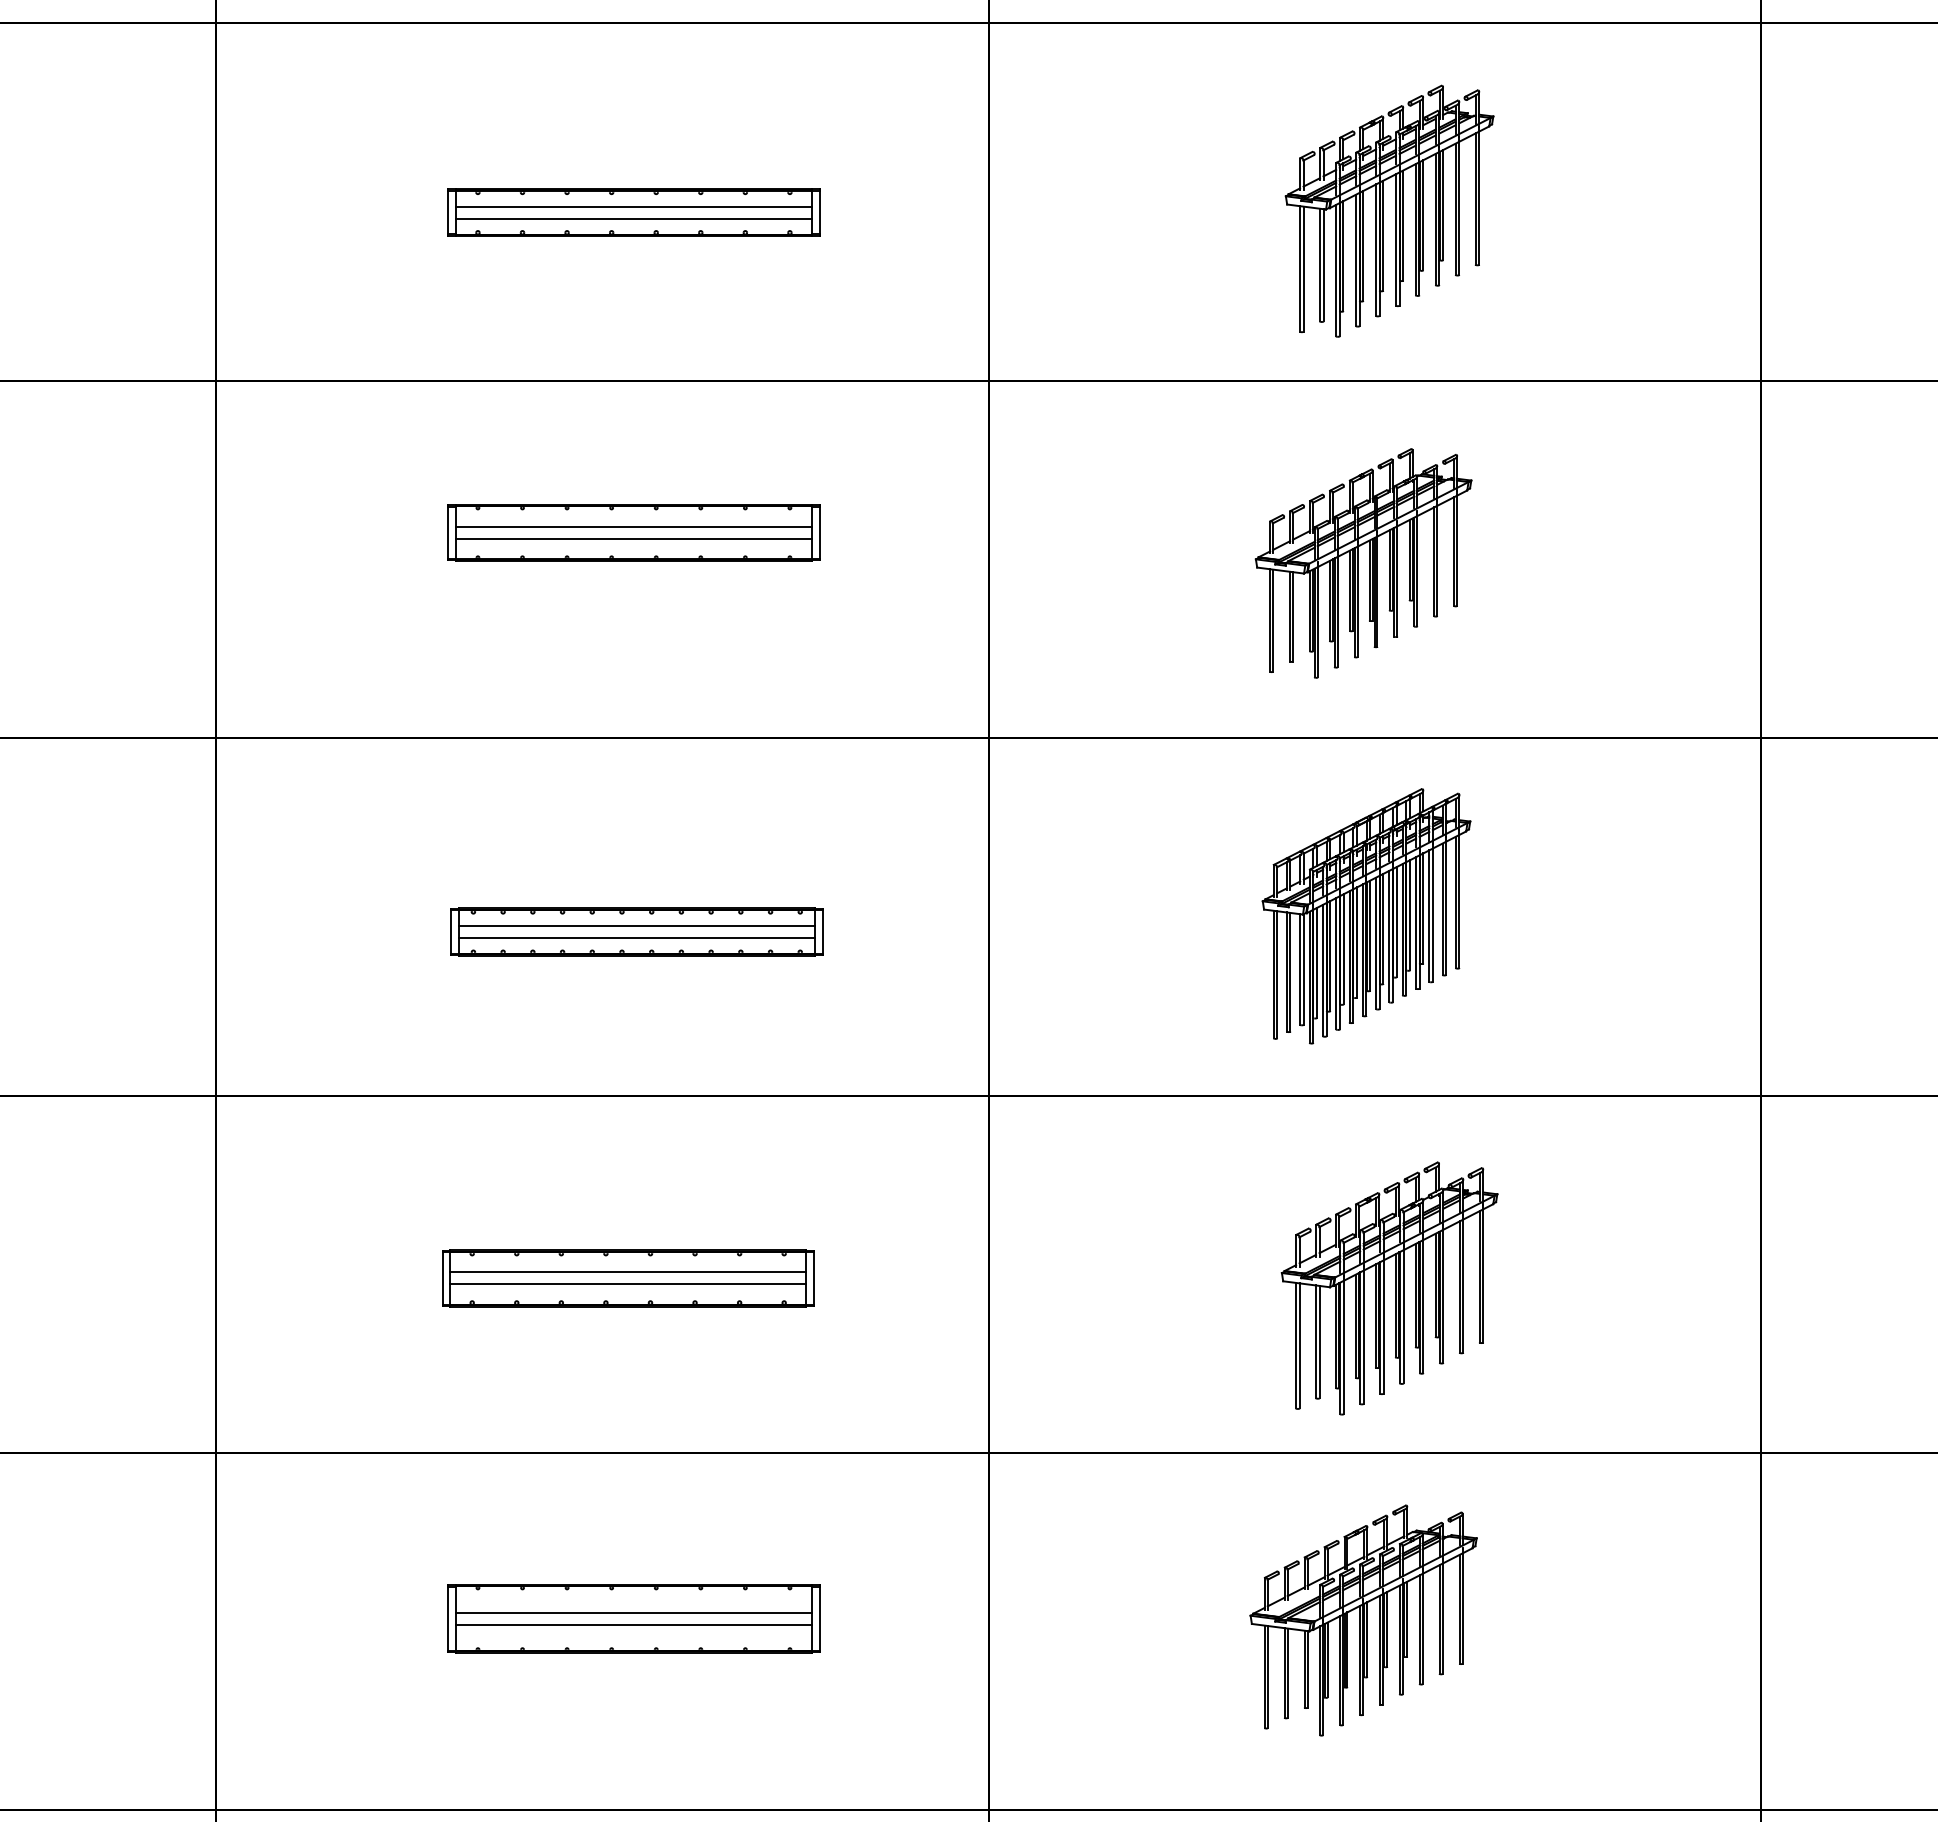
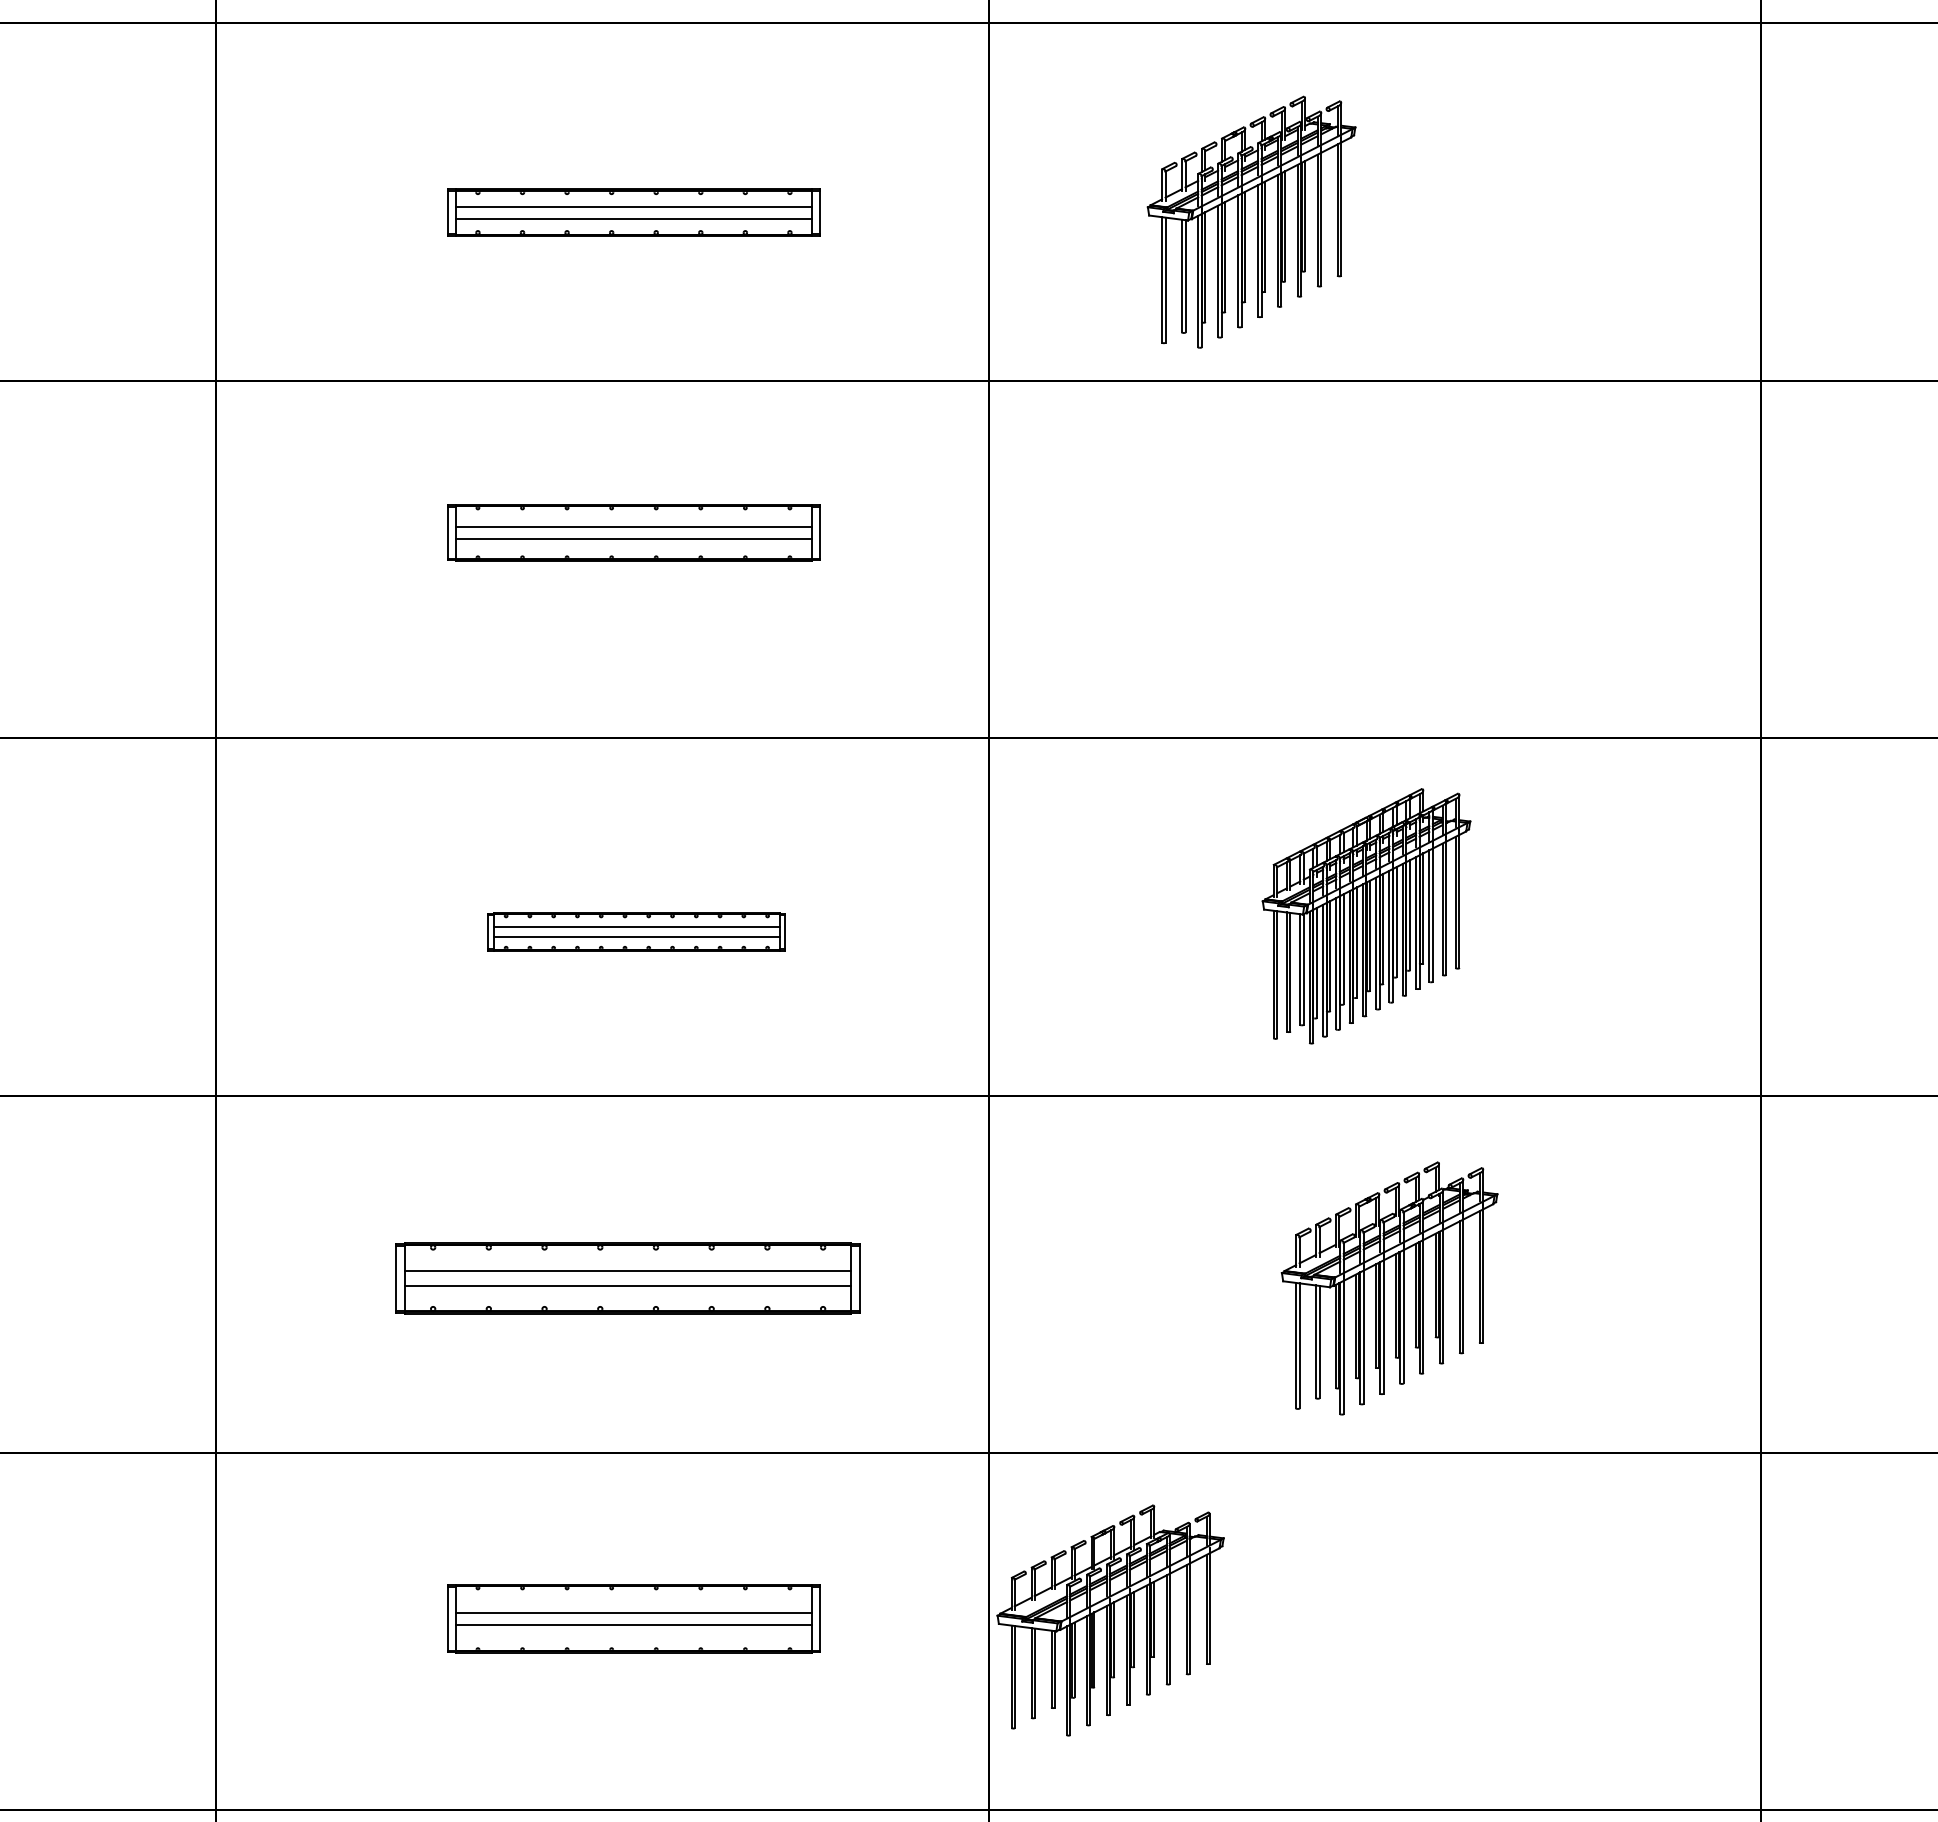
part position: (1389, 210) -> (1251, 221) (1251, 221)
part: present -> none (1363, 563)
part size: 374x50 px -> 299x40 px (636, 931)
part size: 373x59 px -> 466x73 px (627, 1278)
part position: (1363, 1620) -> (1110, 1620) (1110, 1620)
